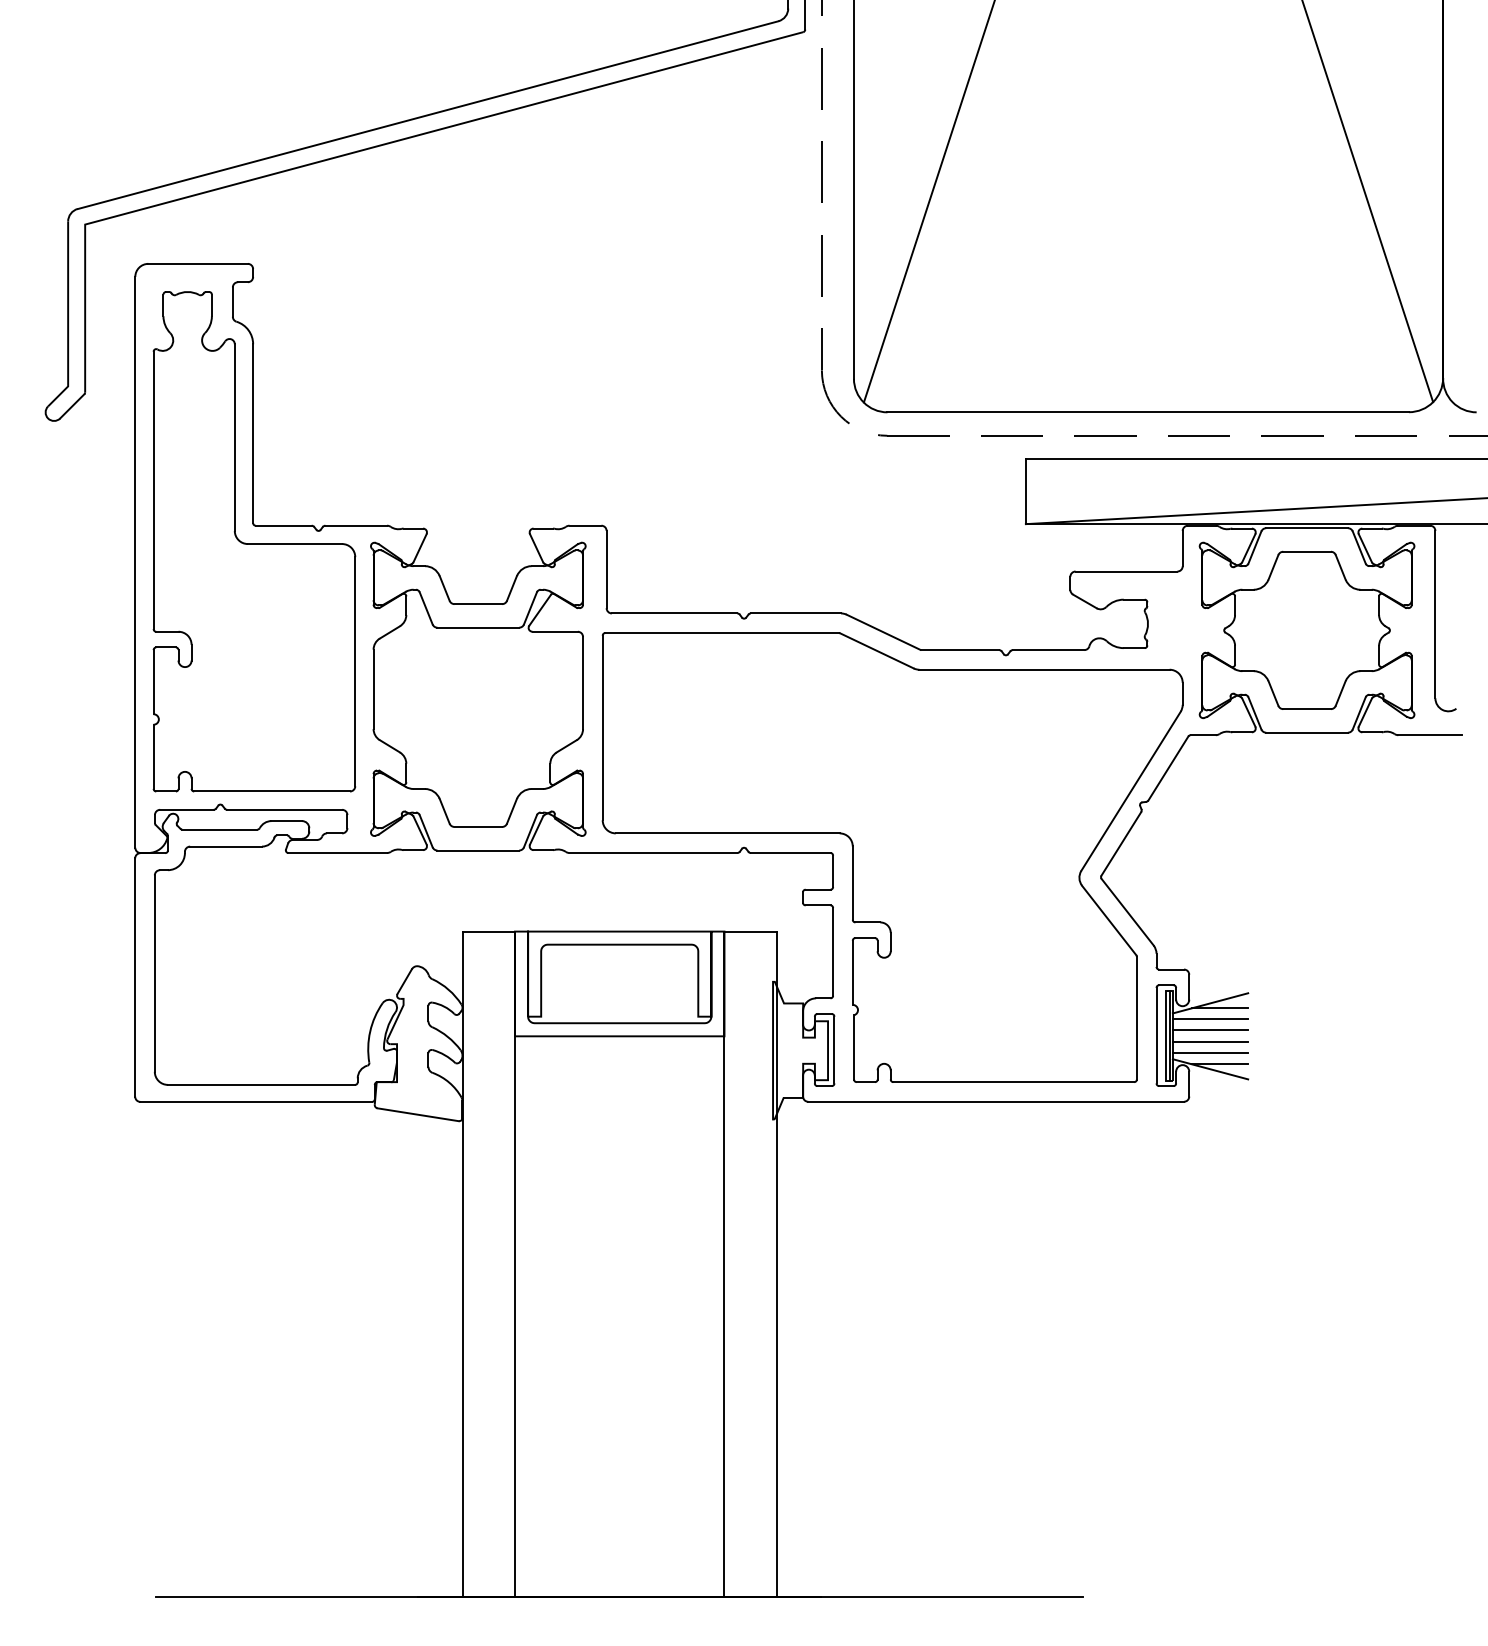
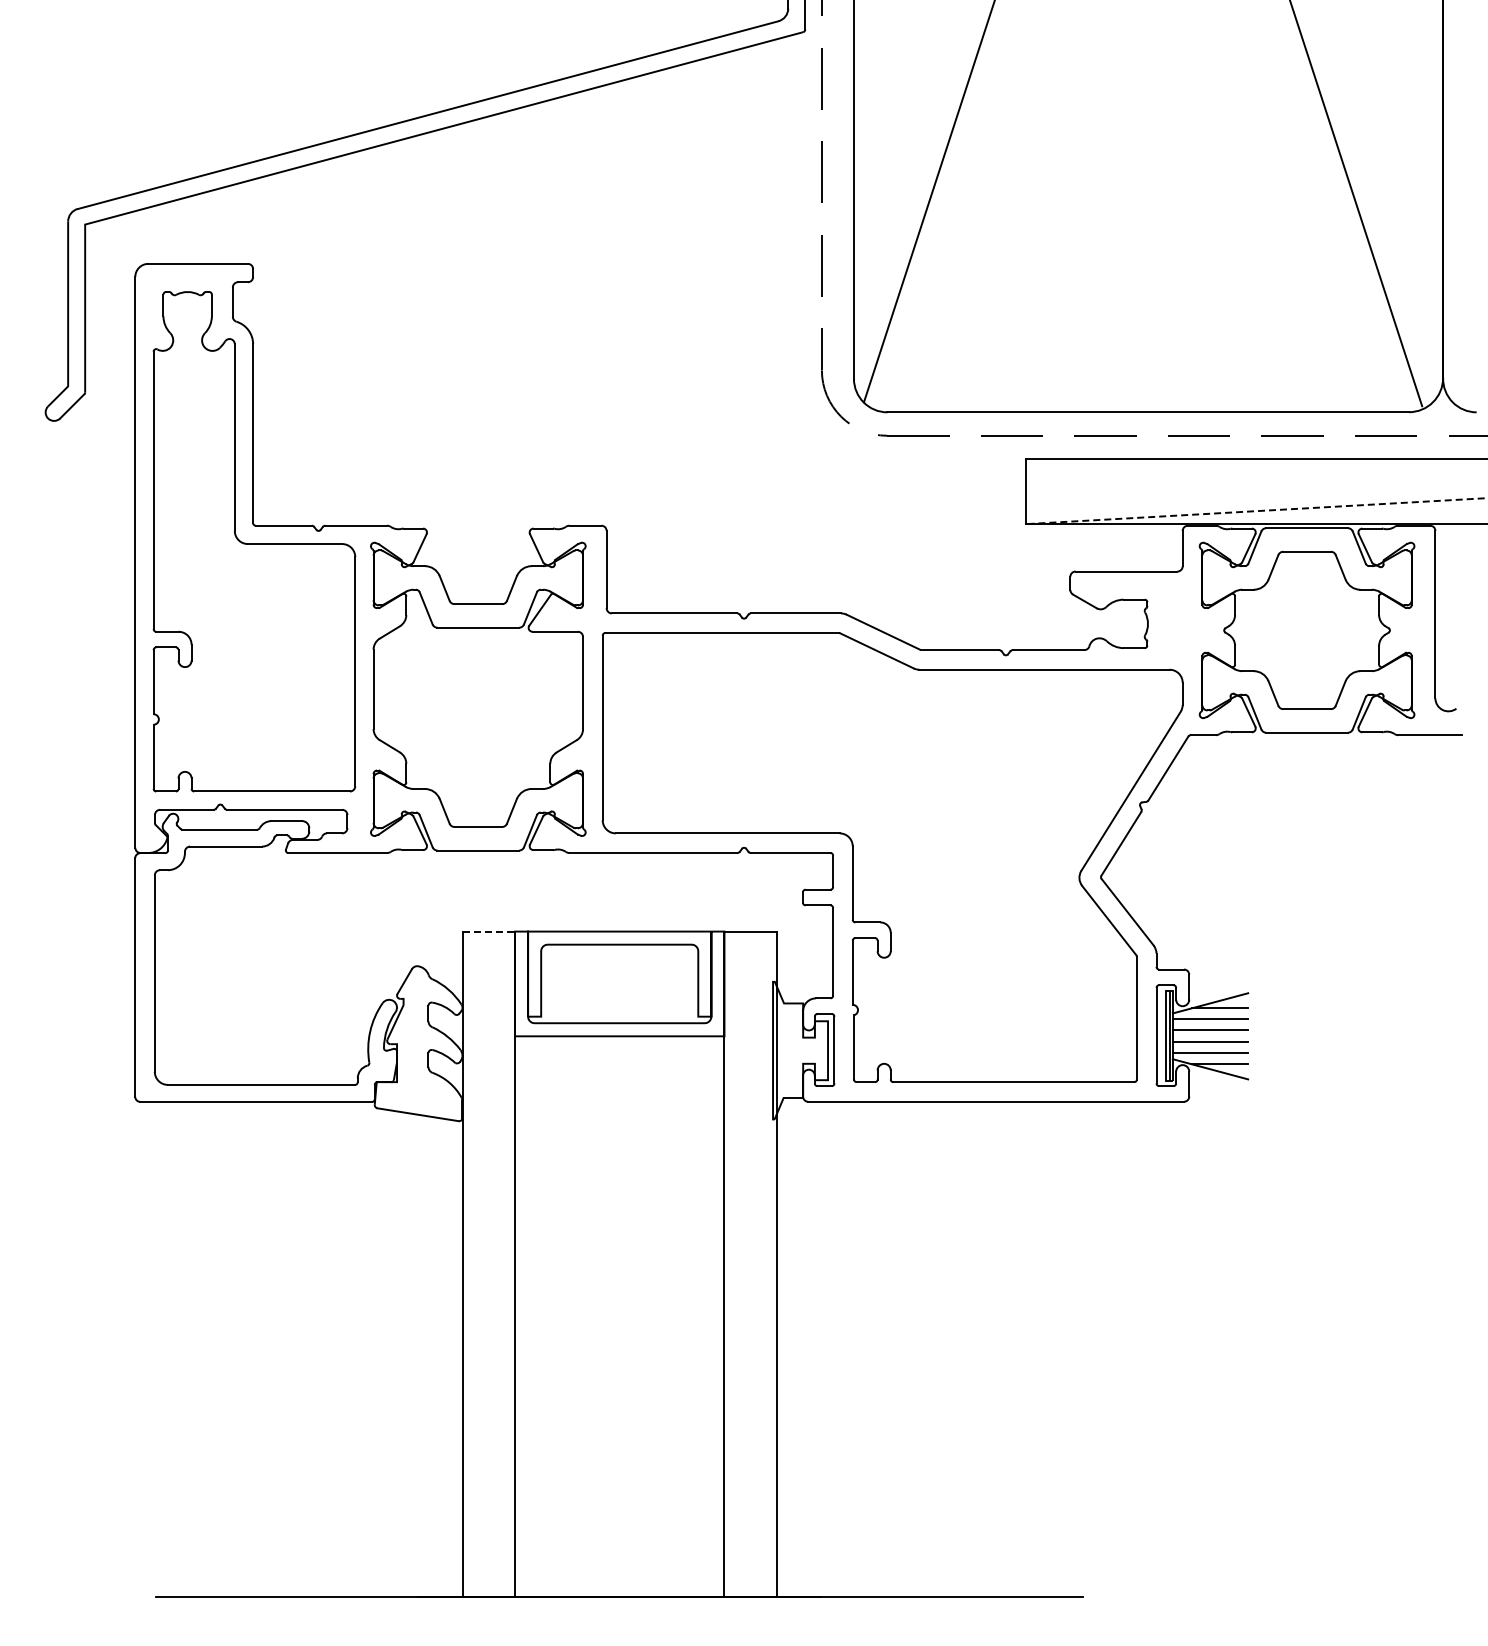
line position: (1368, 202) -> (1356, 204) (1356, 204)
line: solid -> dashed (1256, 511)
line: solid -> dashed (489, 931)
